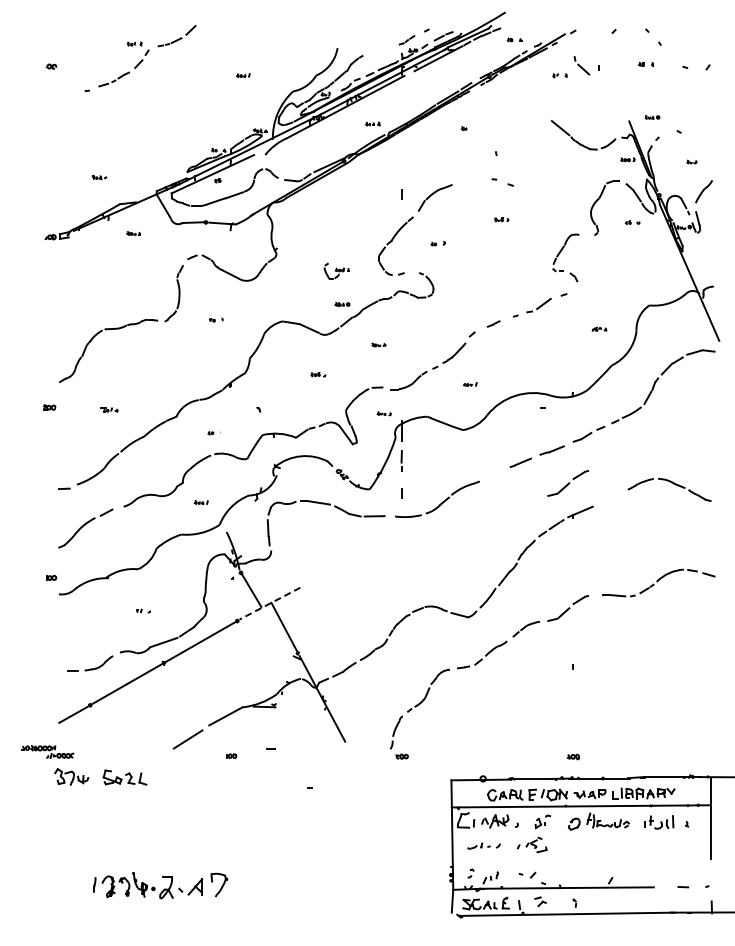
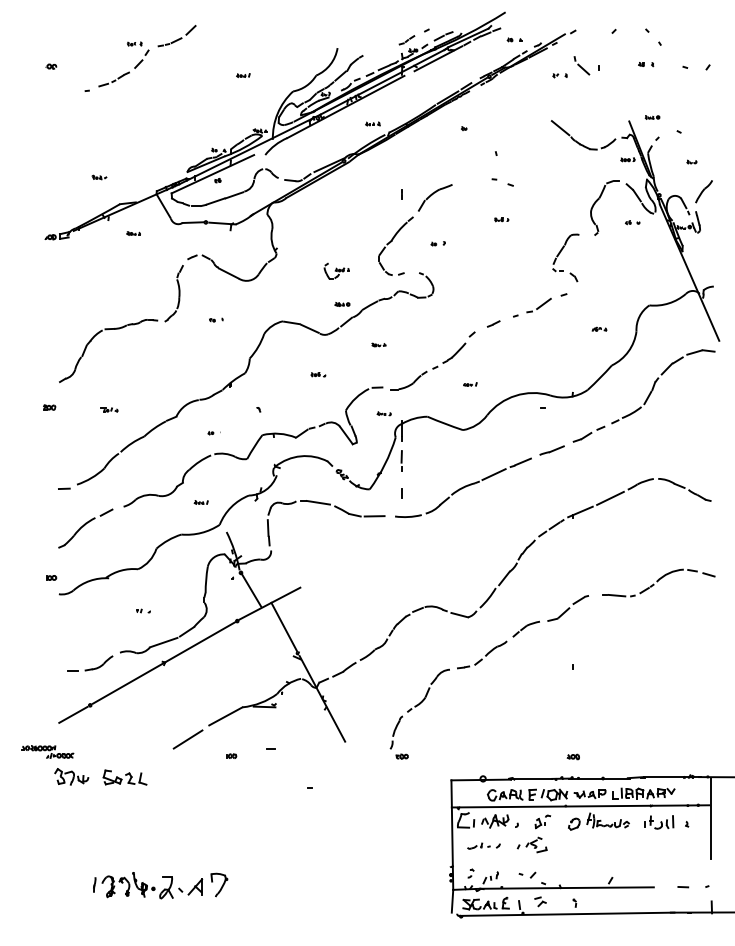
line: none -> present (493, 474)
part: present -> none (567, 483)
line: none -> present (610, 497)
line: dashed -> solid (269, 603)
